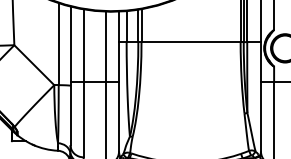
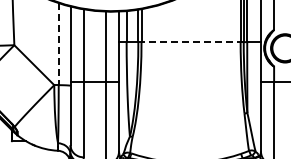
line: solid -> dashed (191, 42)
line: solid -> dashed (58, 44)
